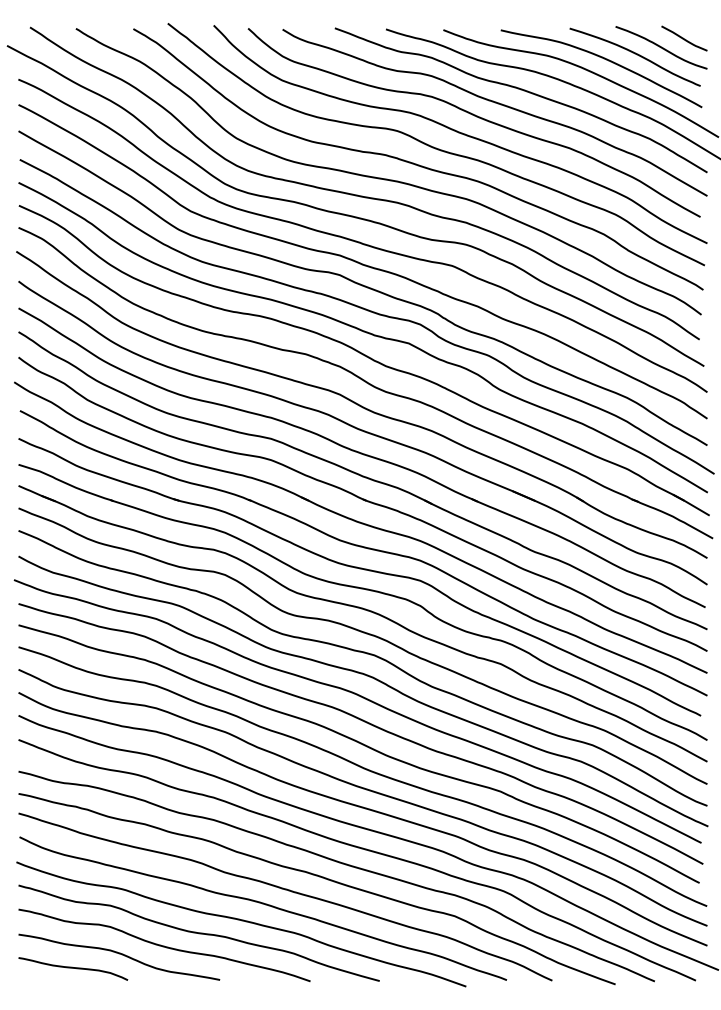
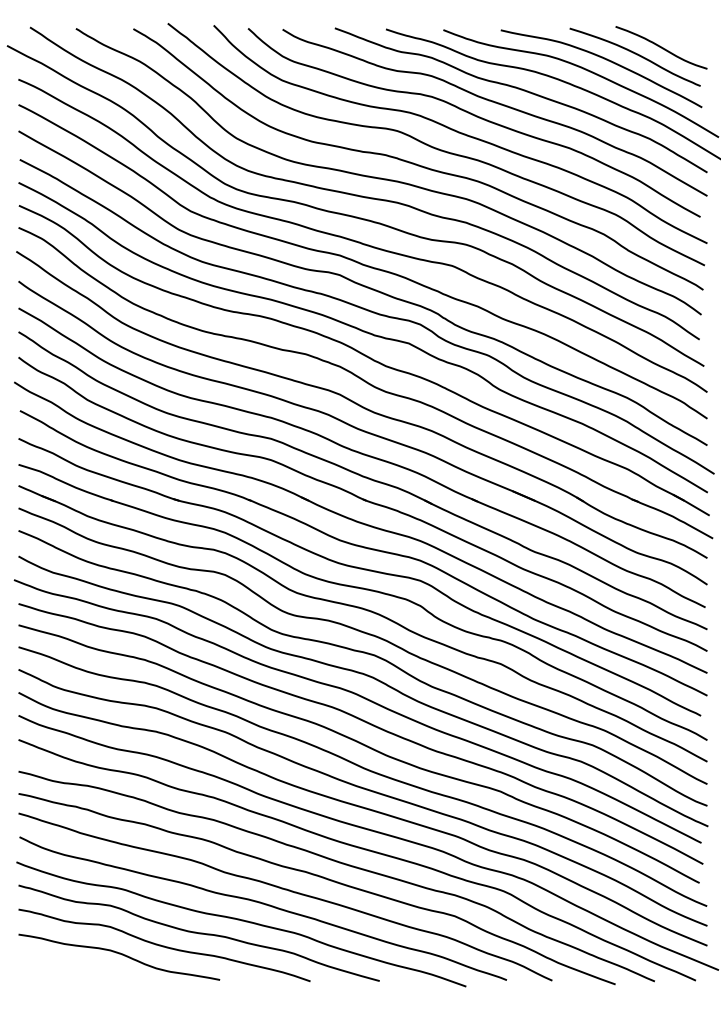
curve: present -> none (684, 38)
curve: present -> none (73, 968)
